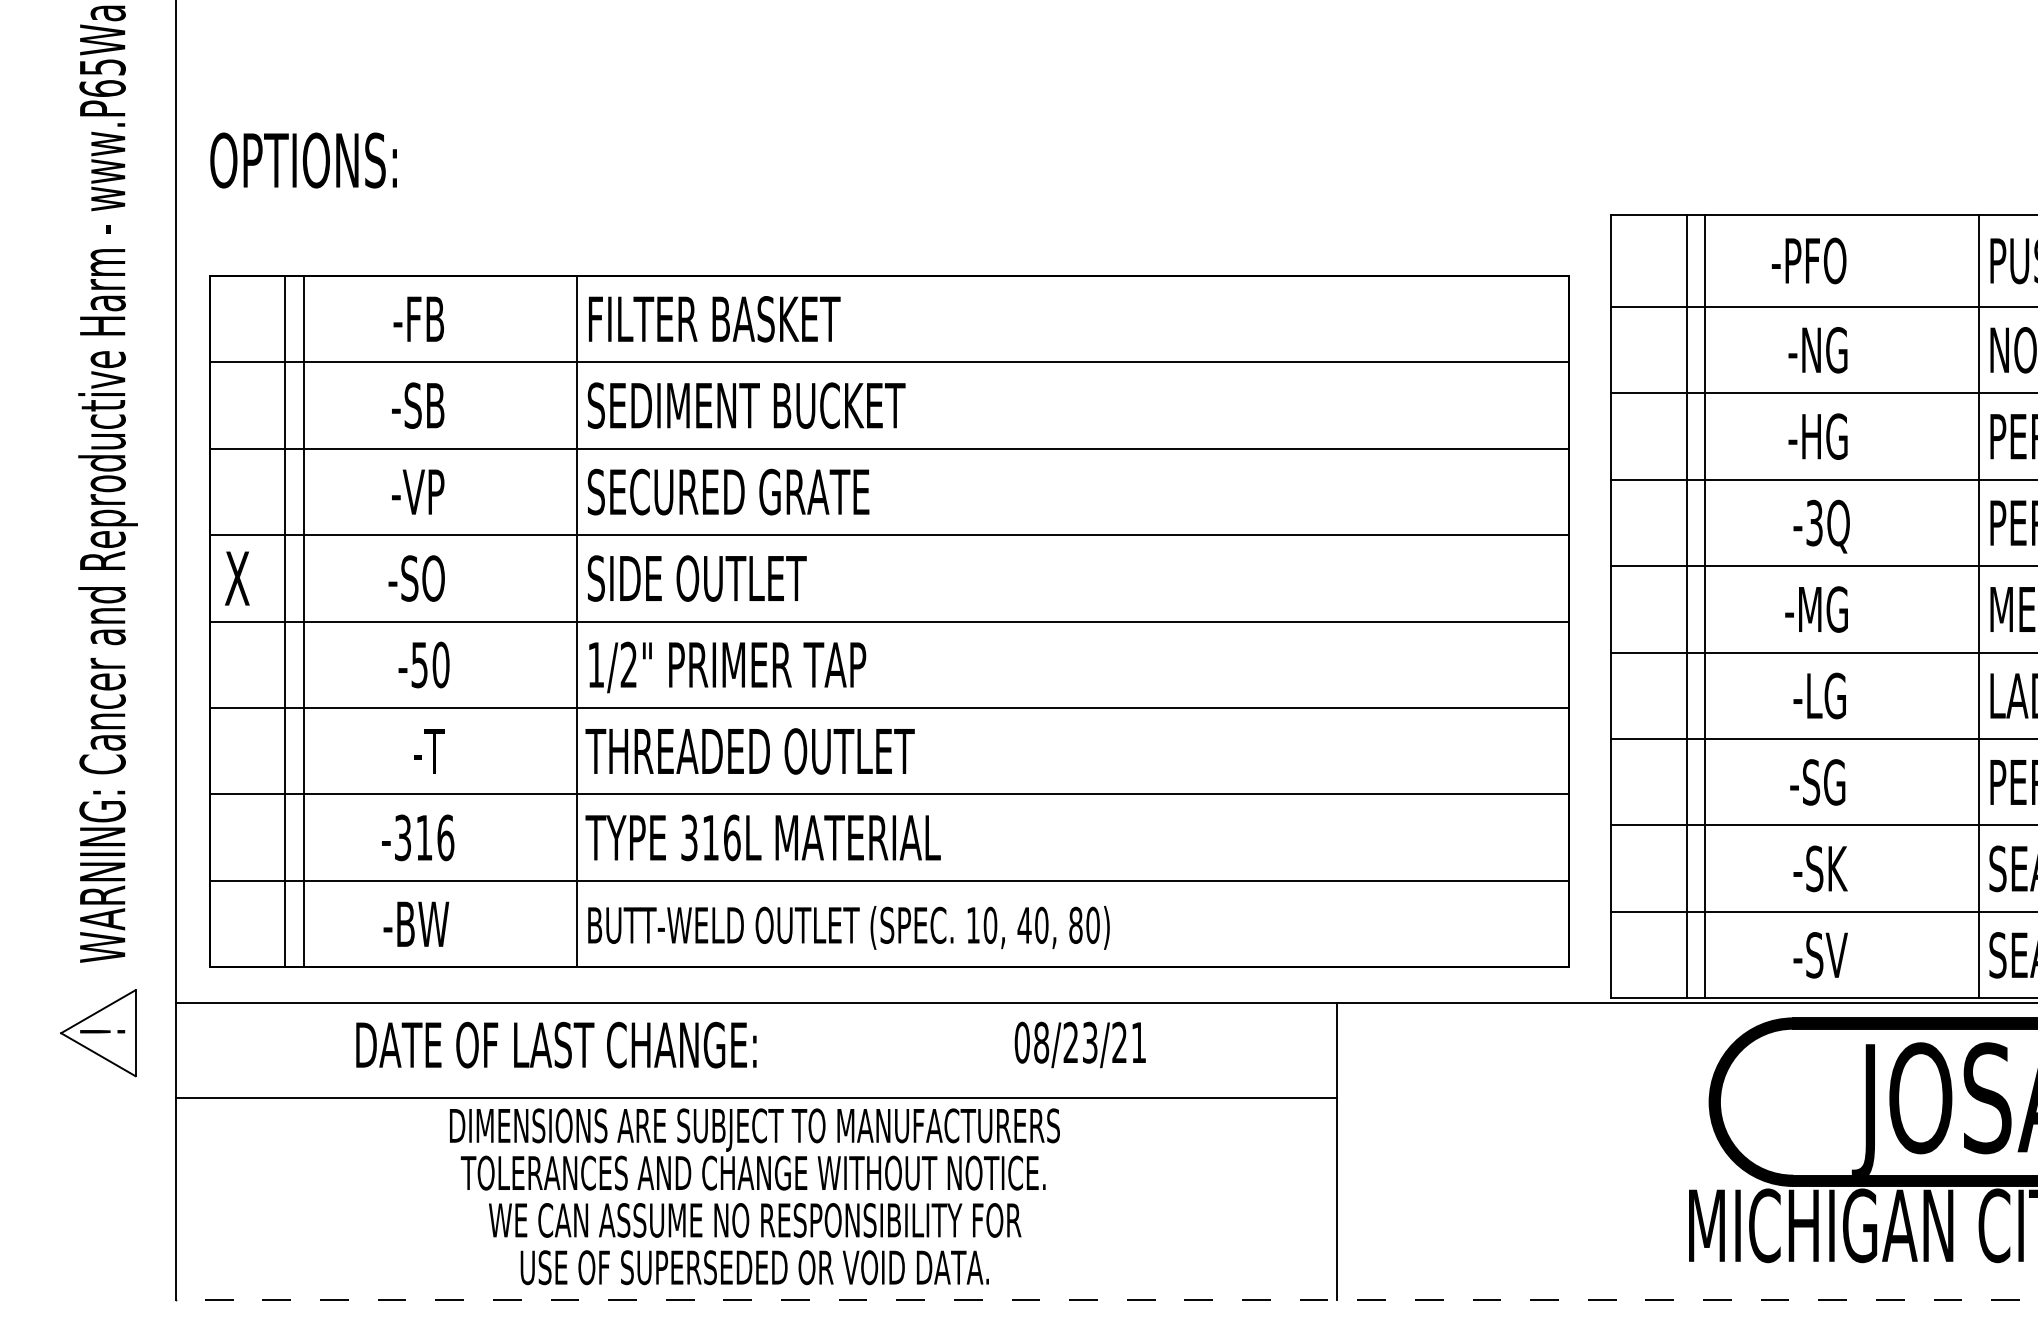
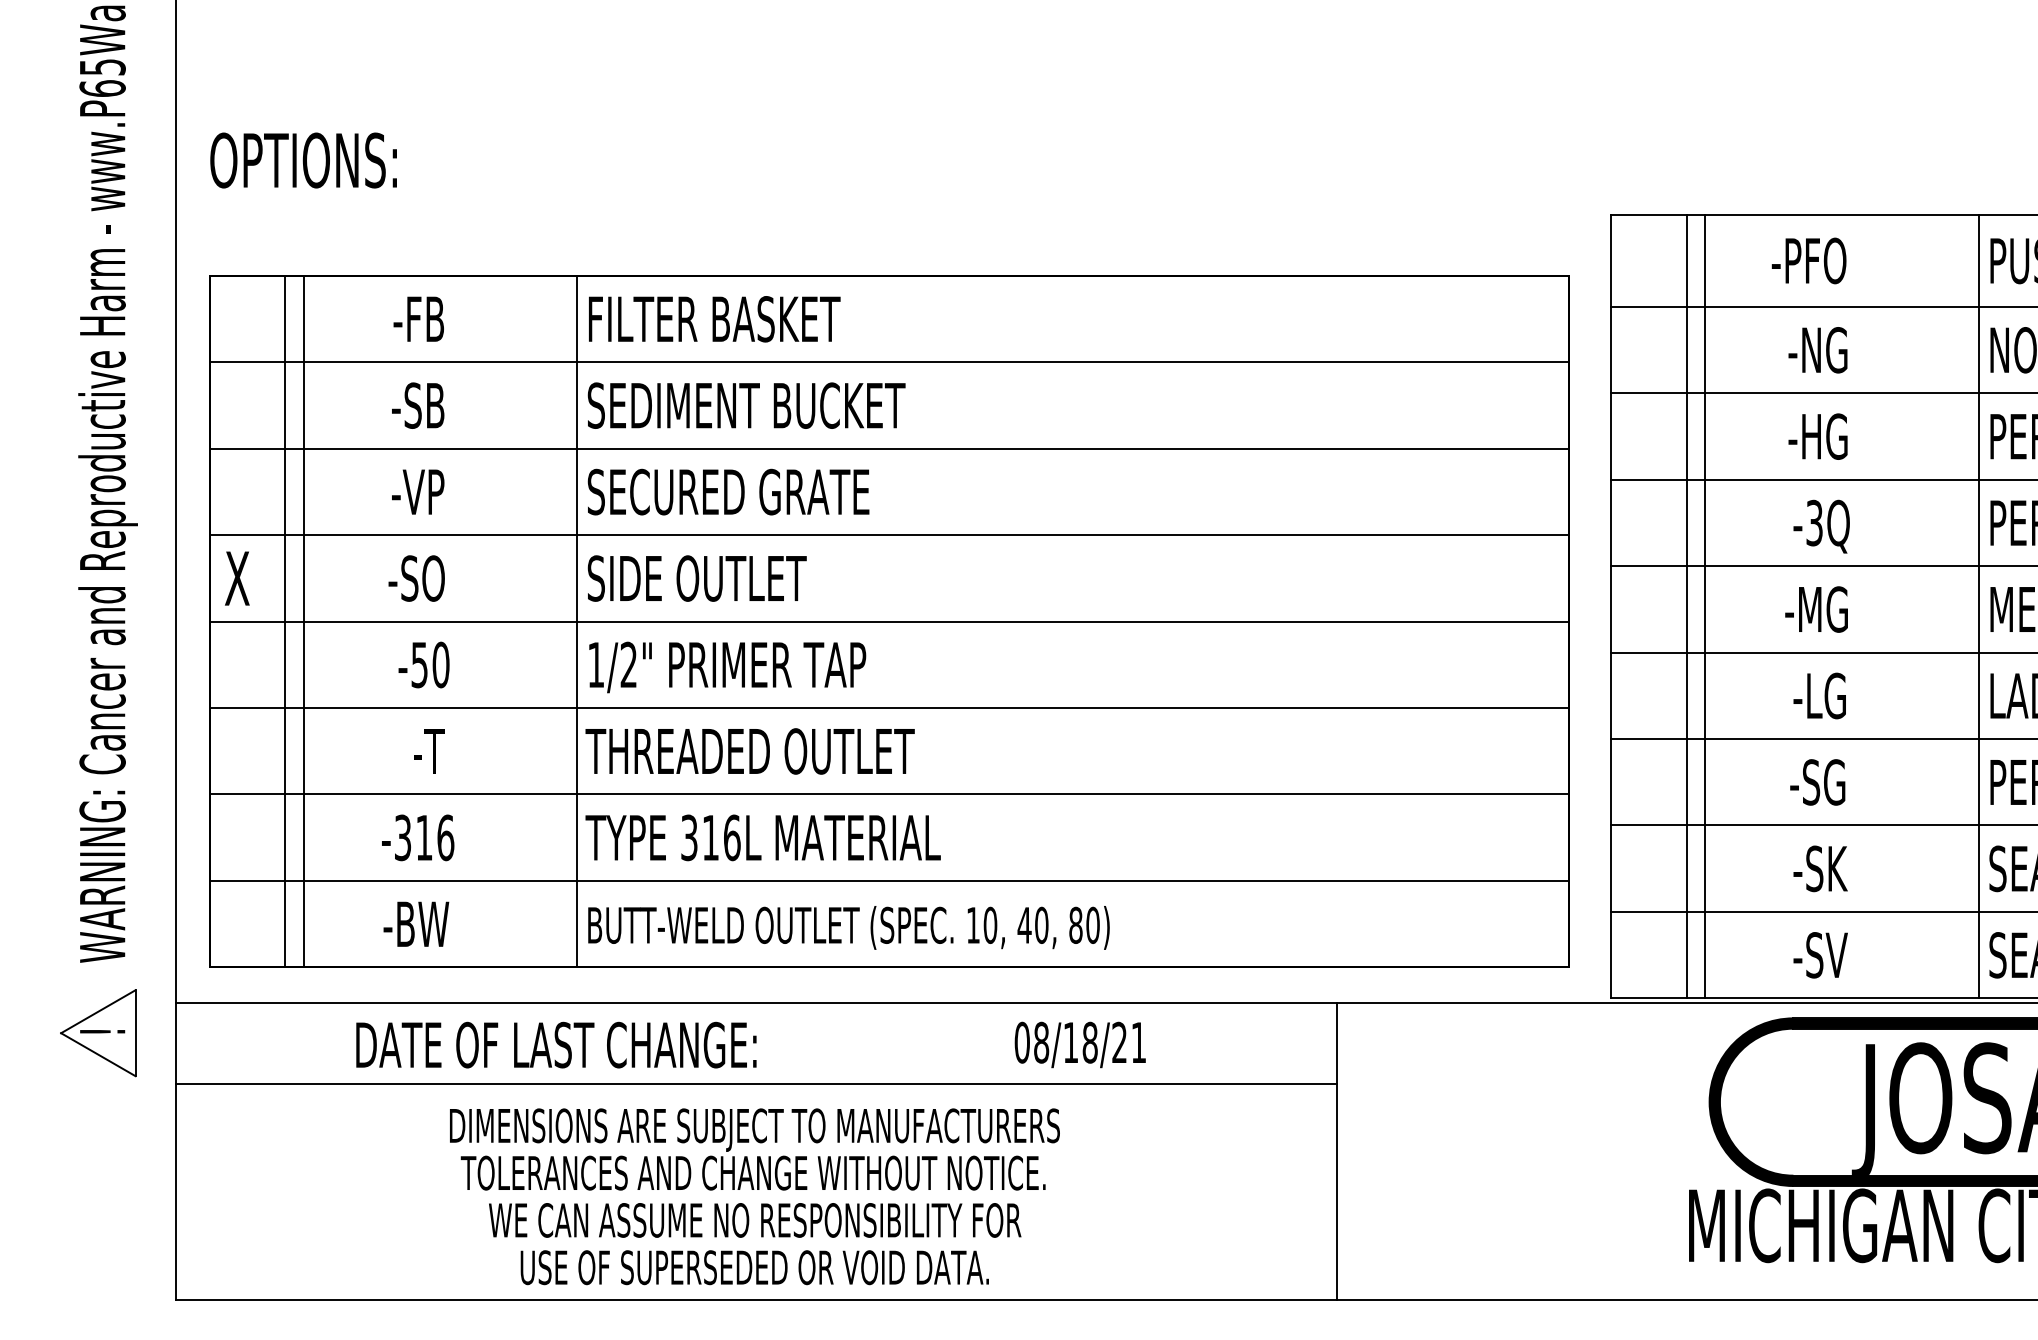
text: 08/23/21 -> 08/18/21 (1080, 1042)
line position: (756, 1097) -> (756, 1083) (756, 1083)
line: dashed -> solid (1106, 1299)
